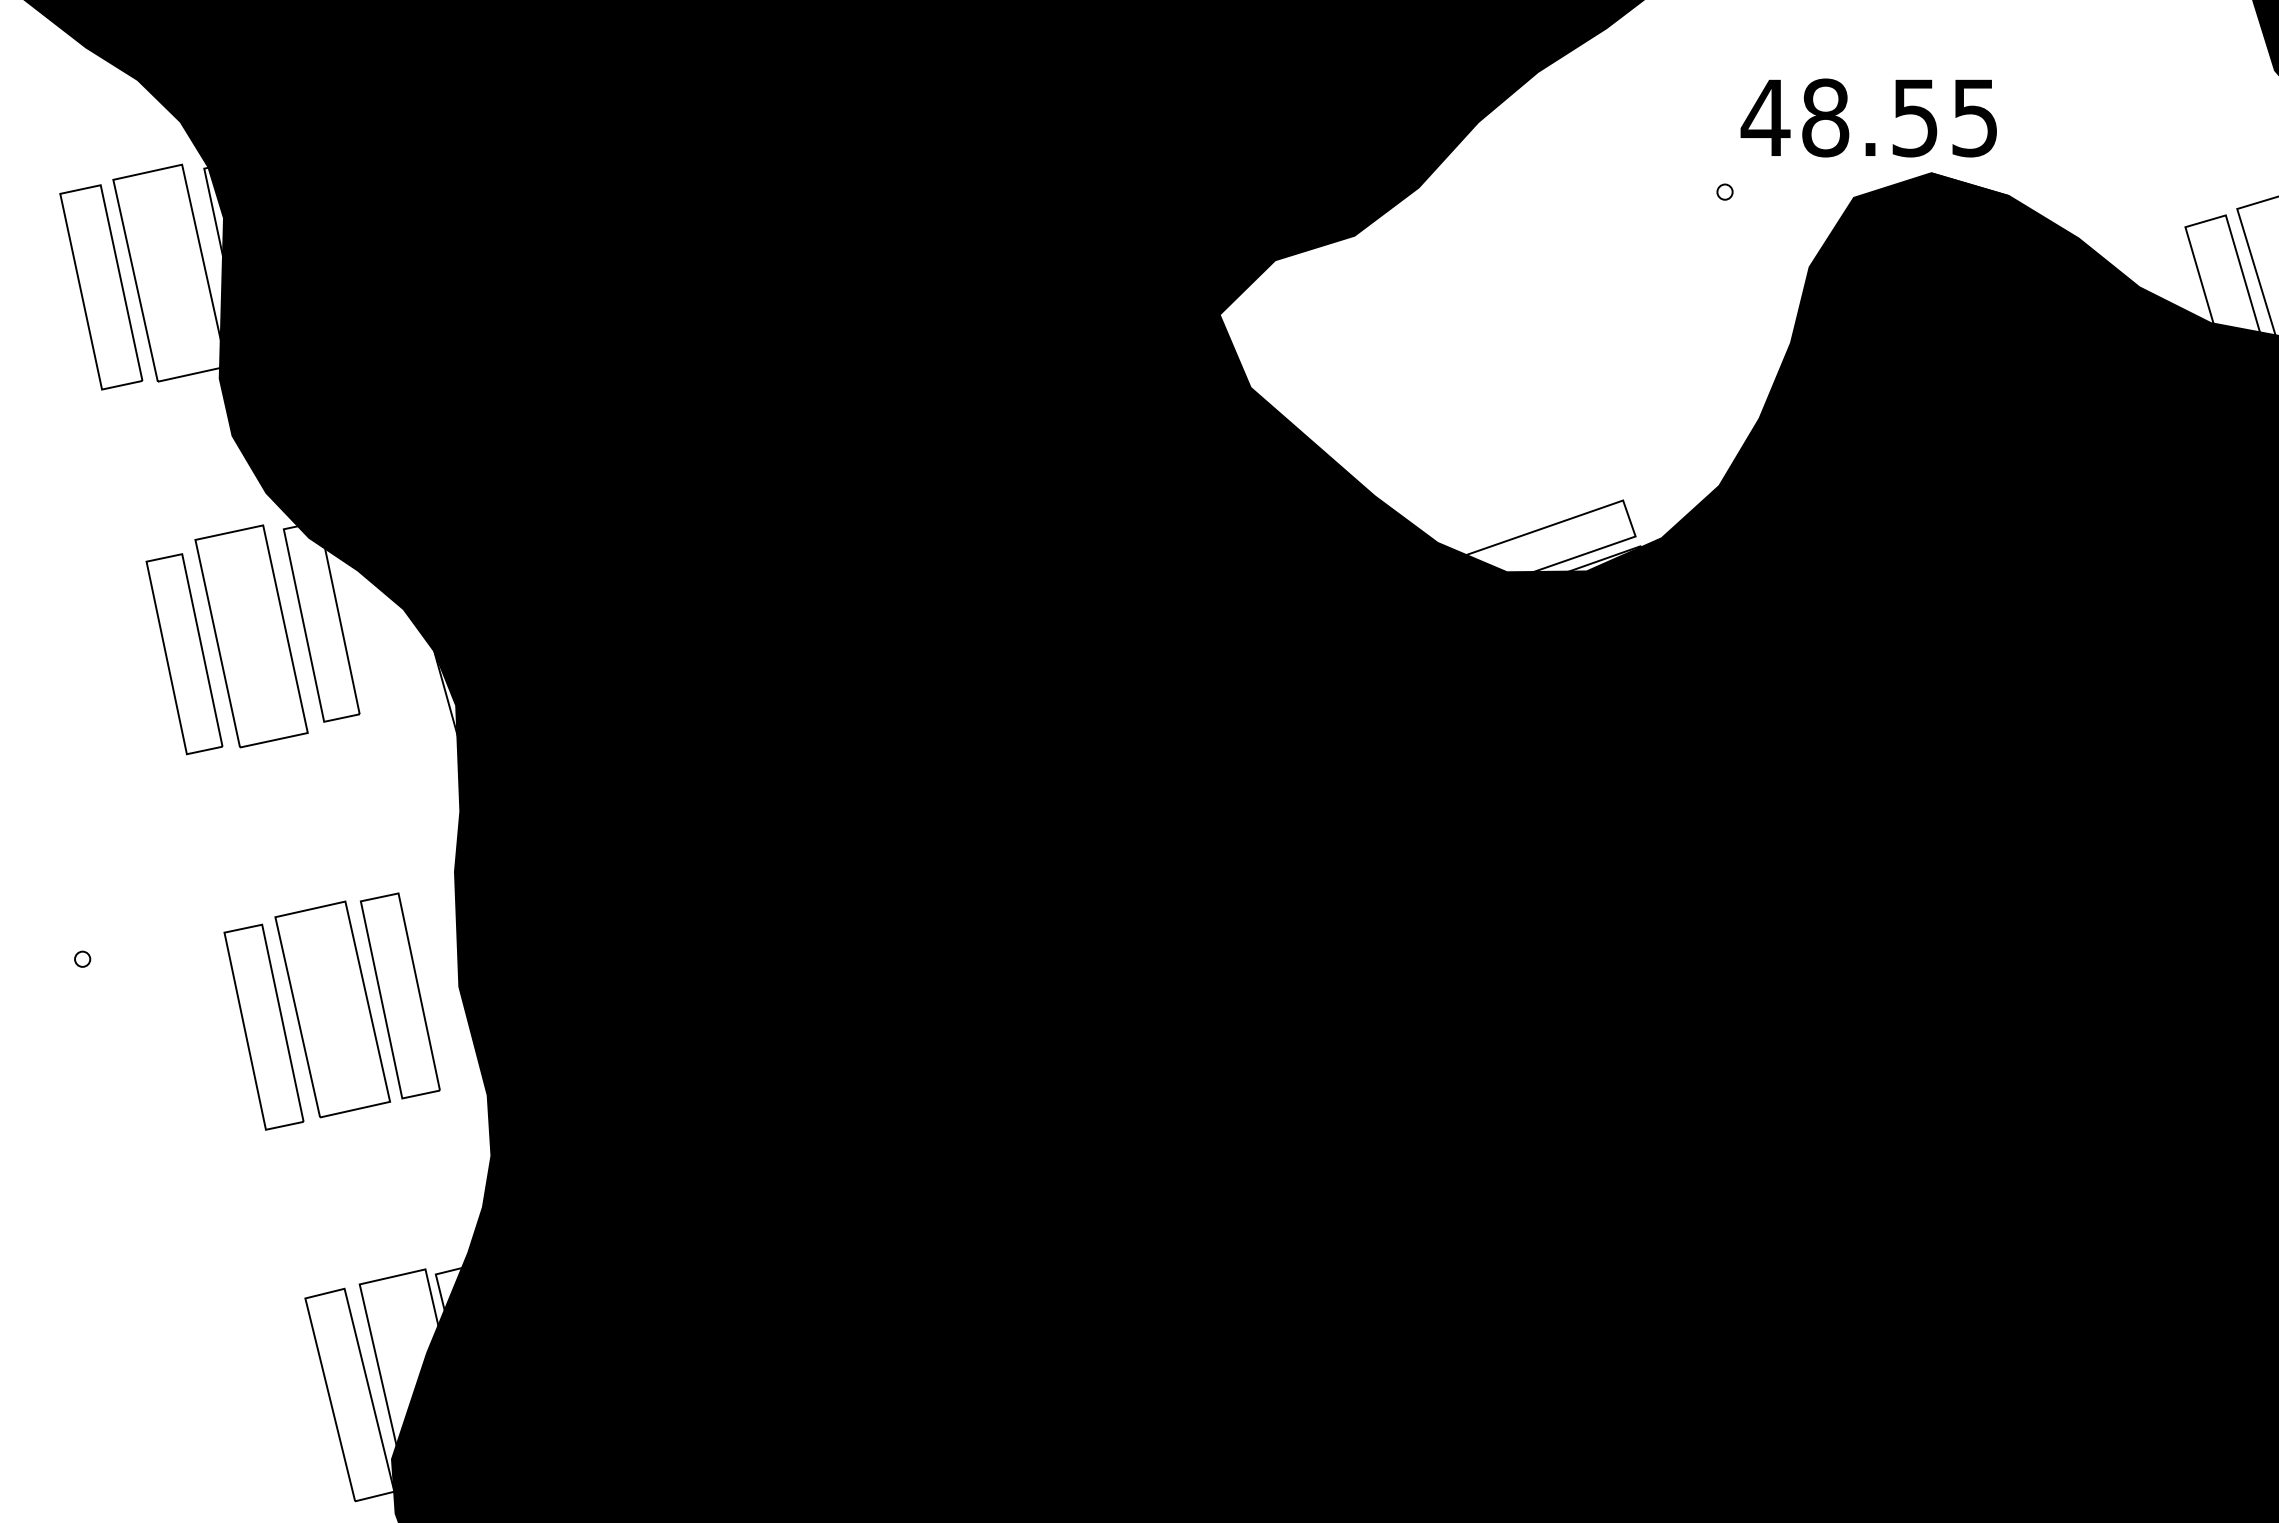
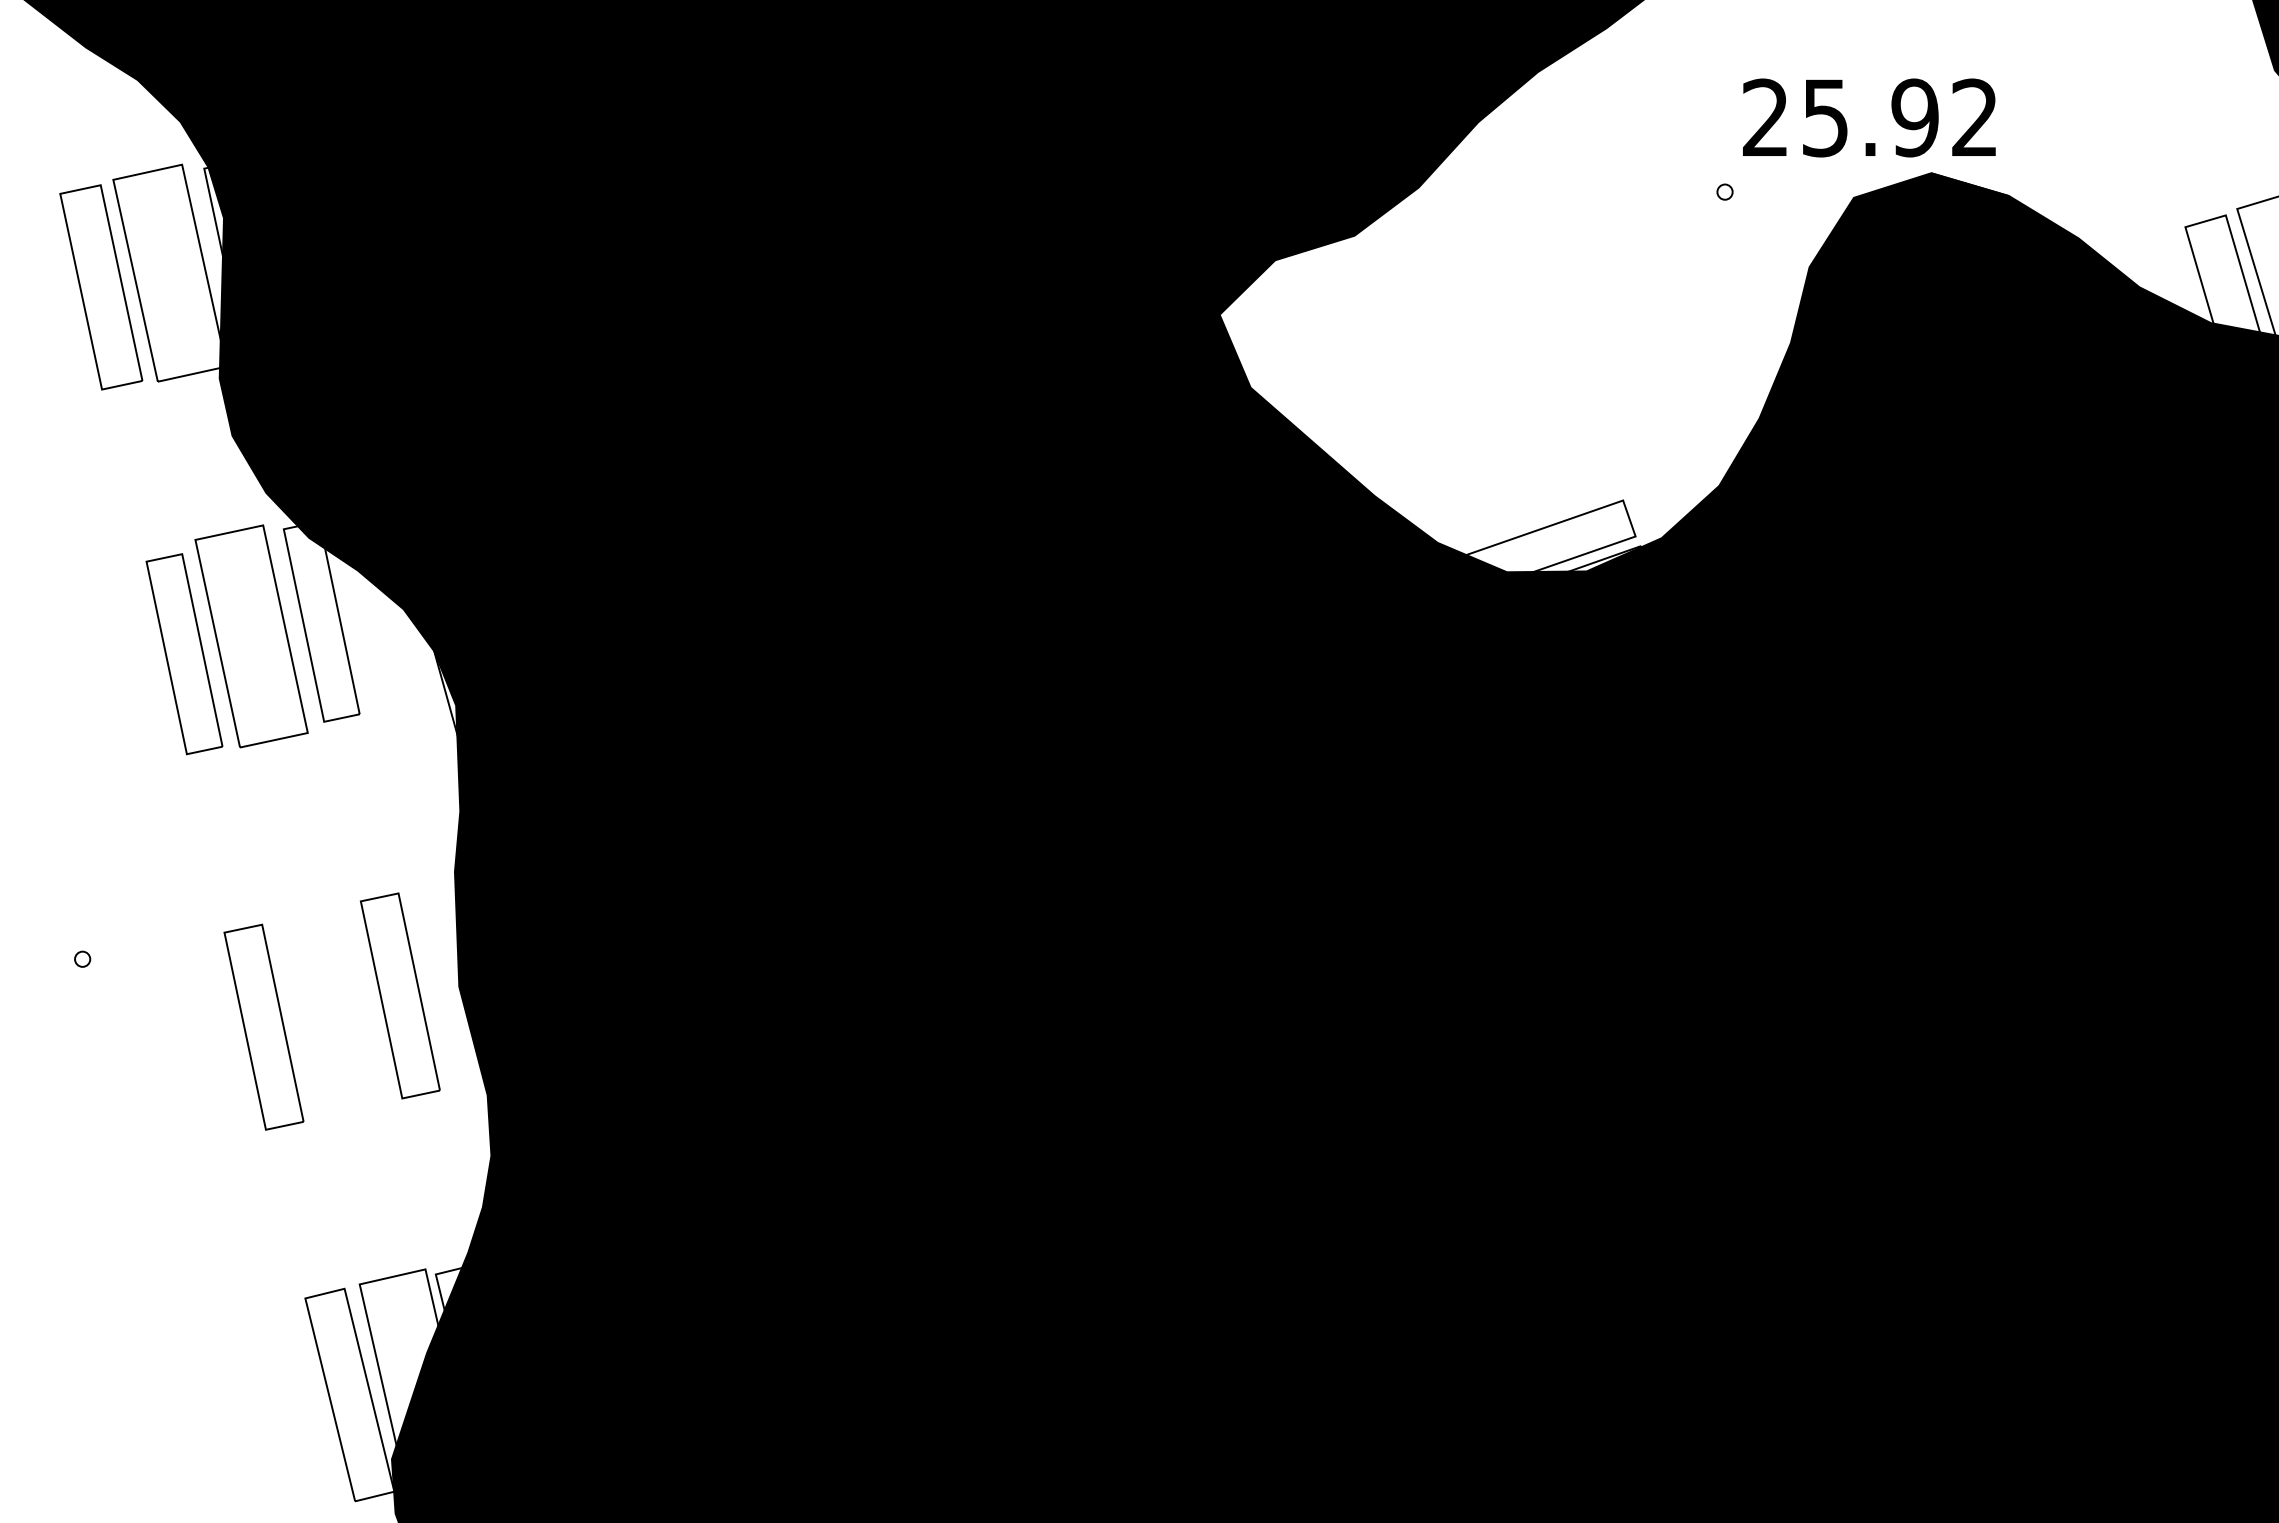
text: 48.55 -> 25.92 (1868, 117)
part: present -> none (332, 1009)
